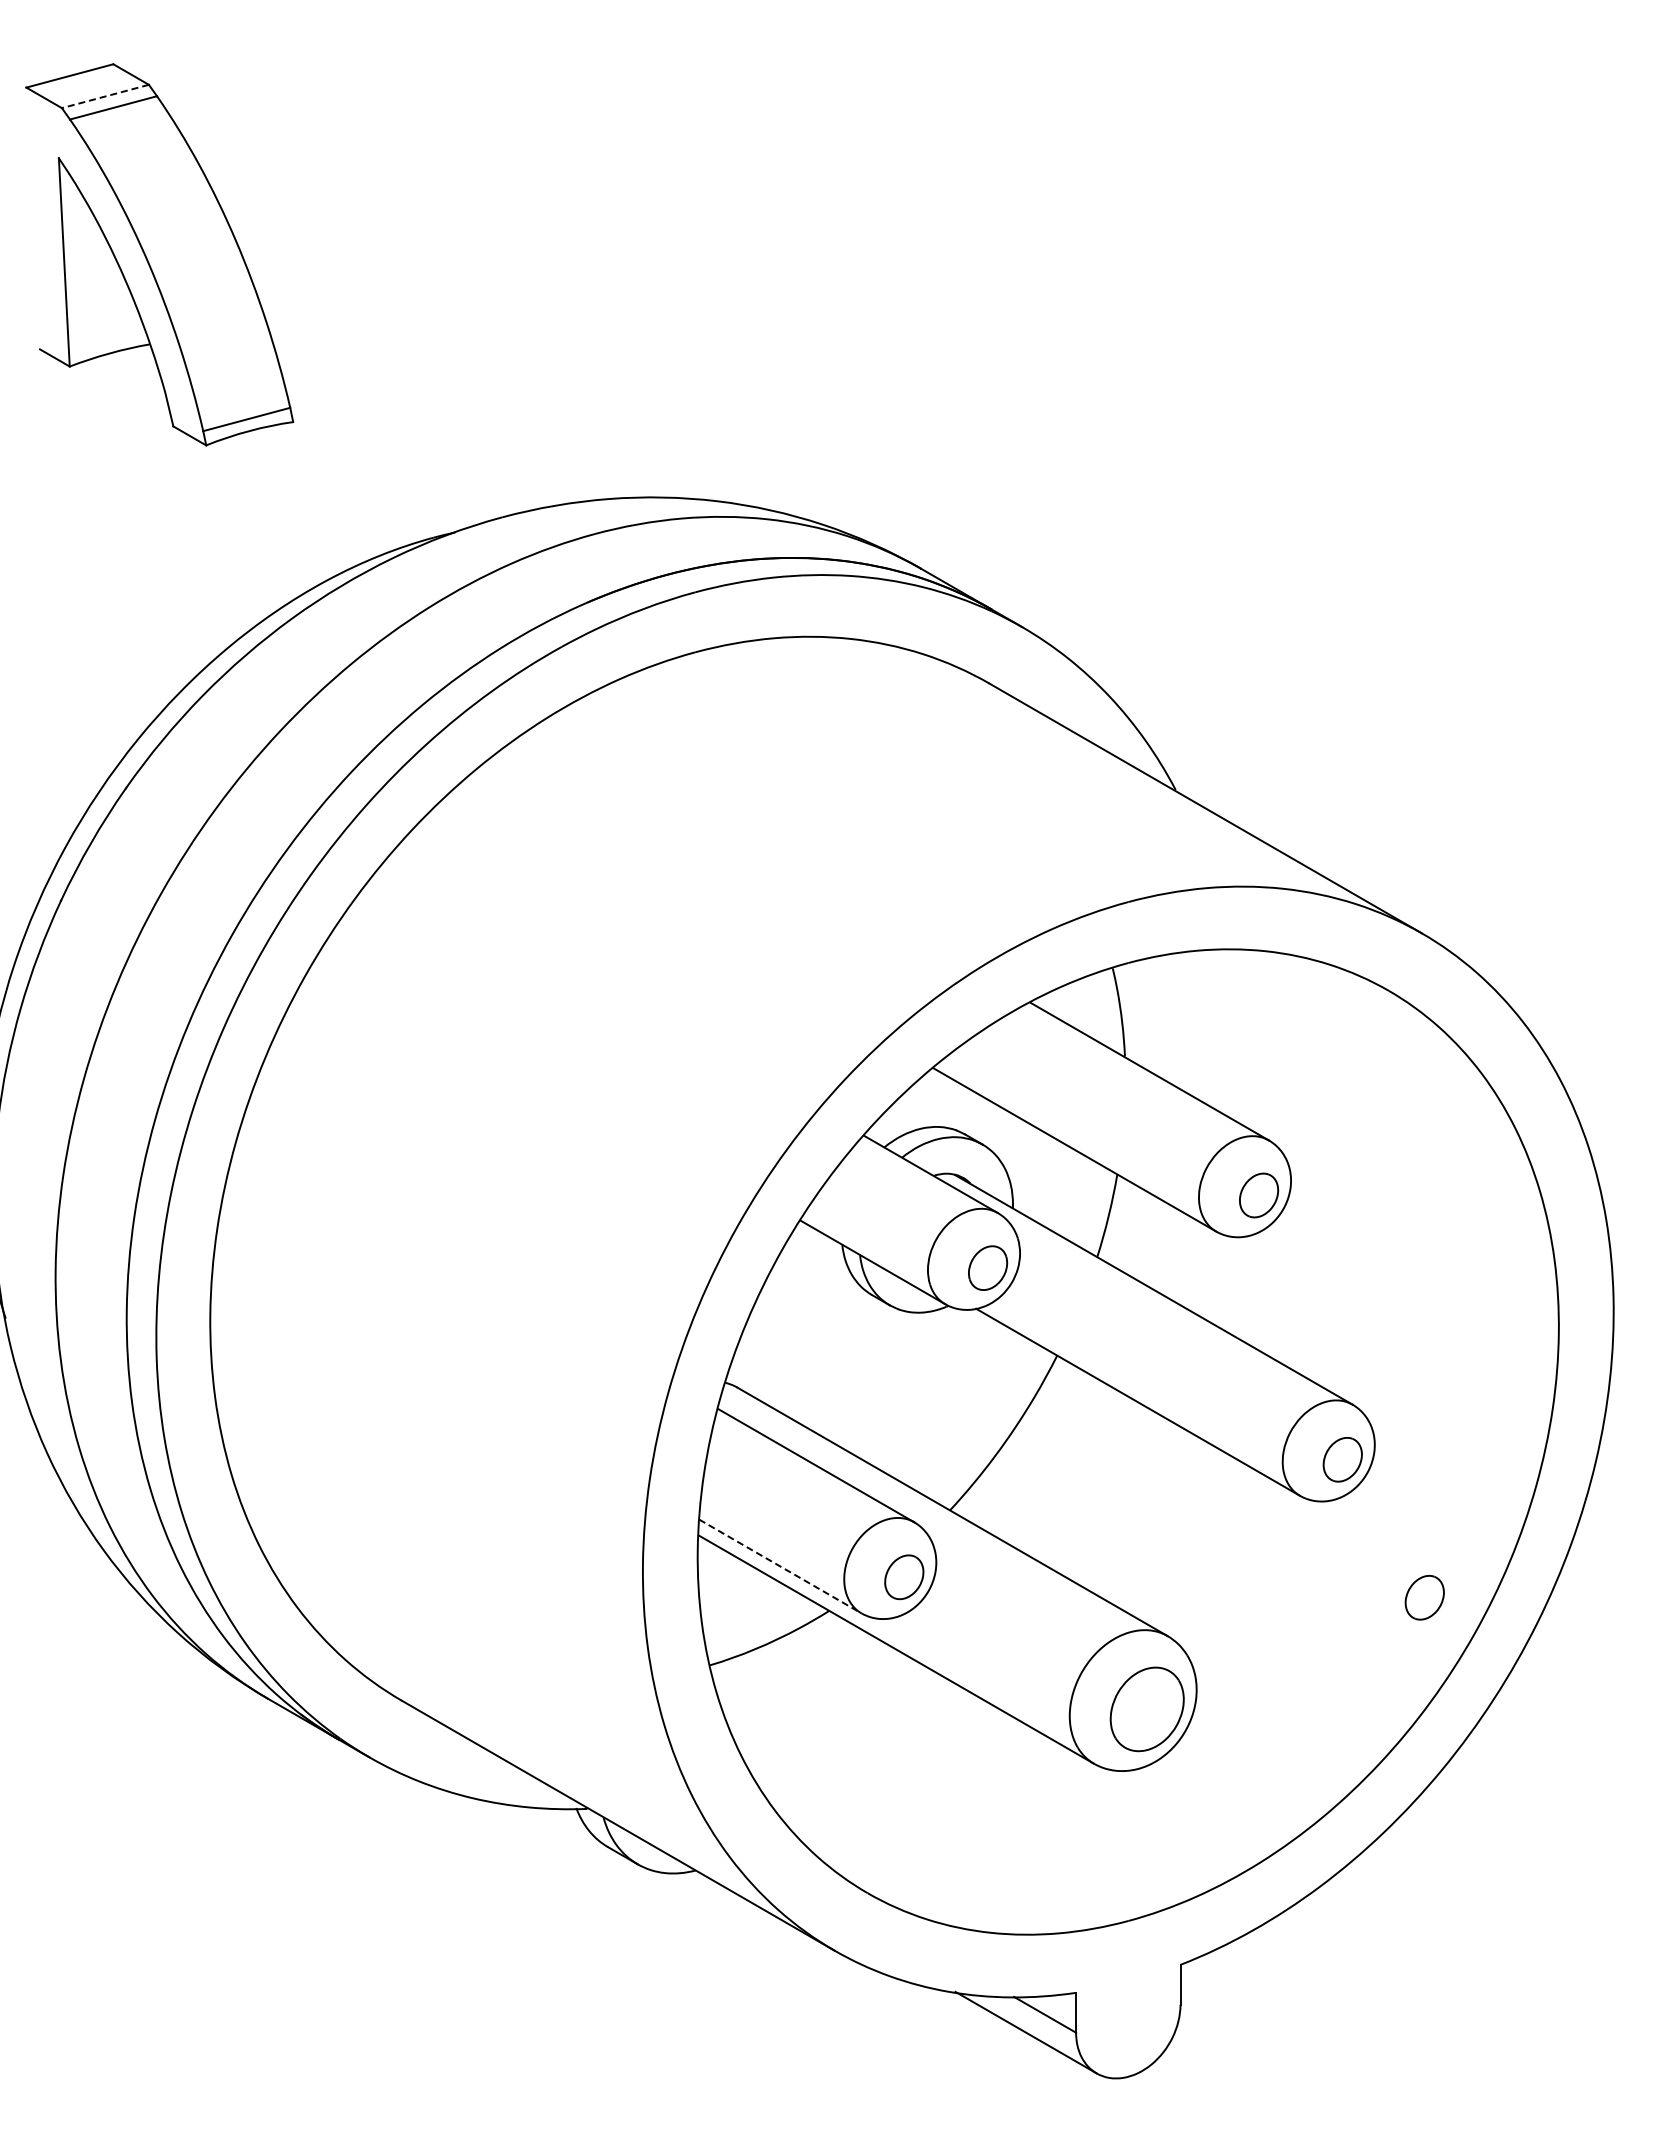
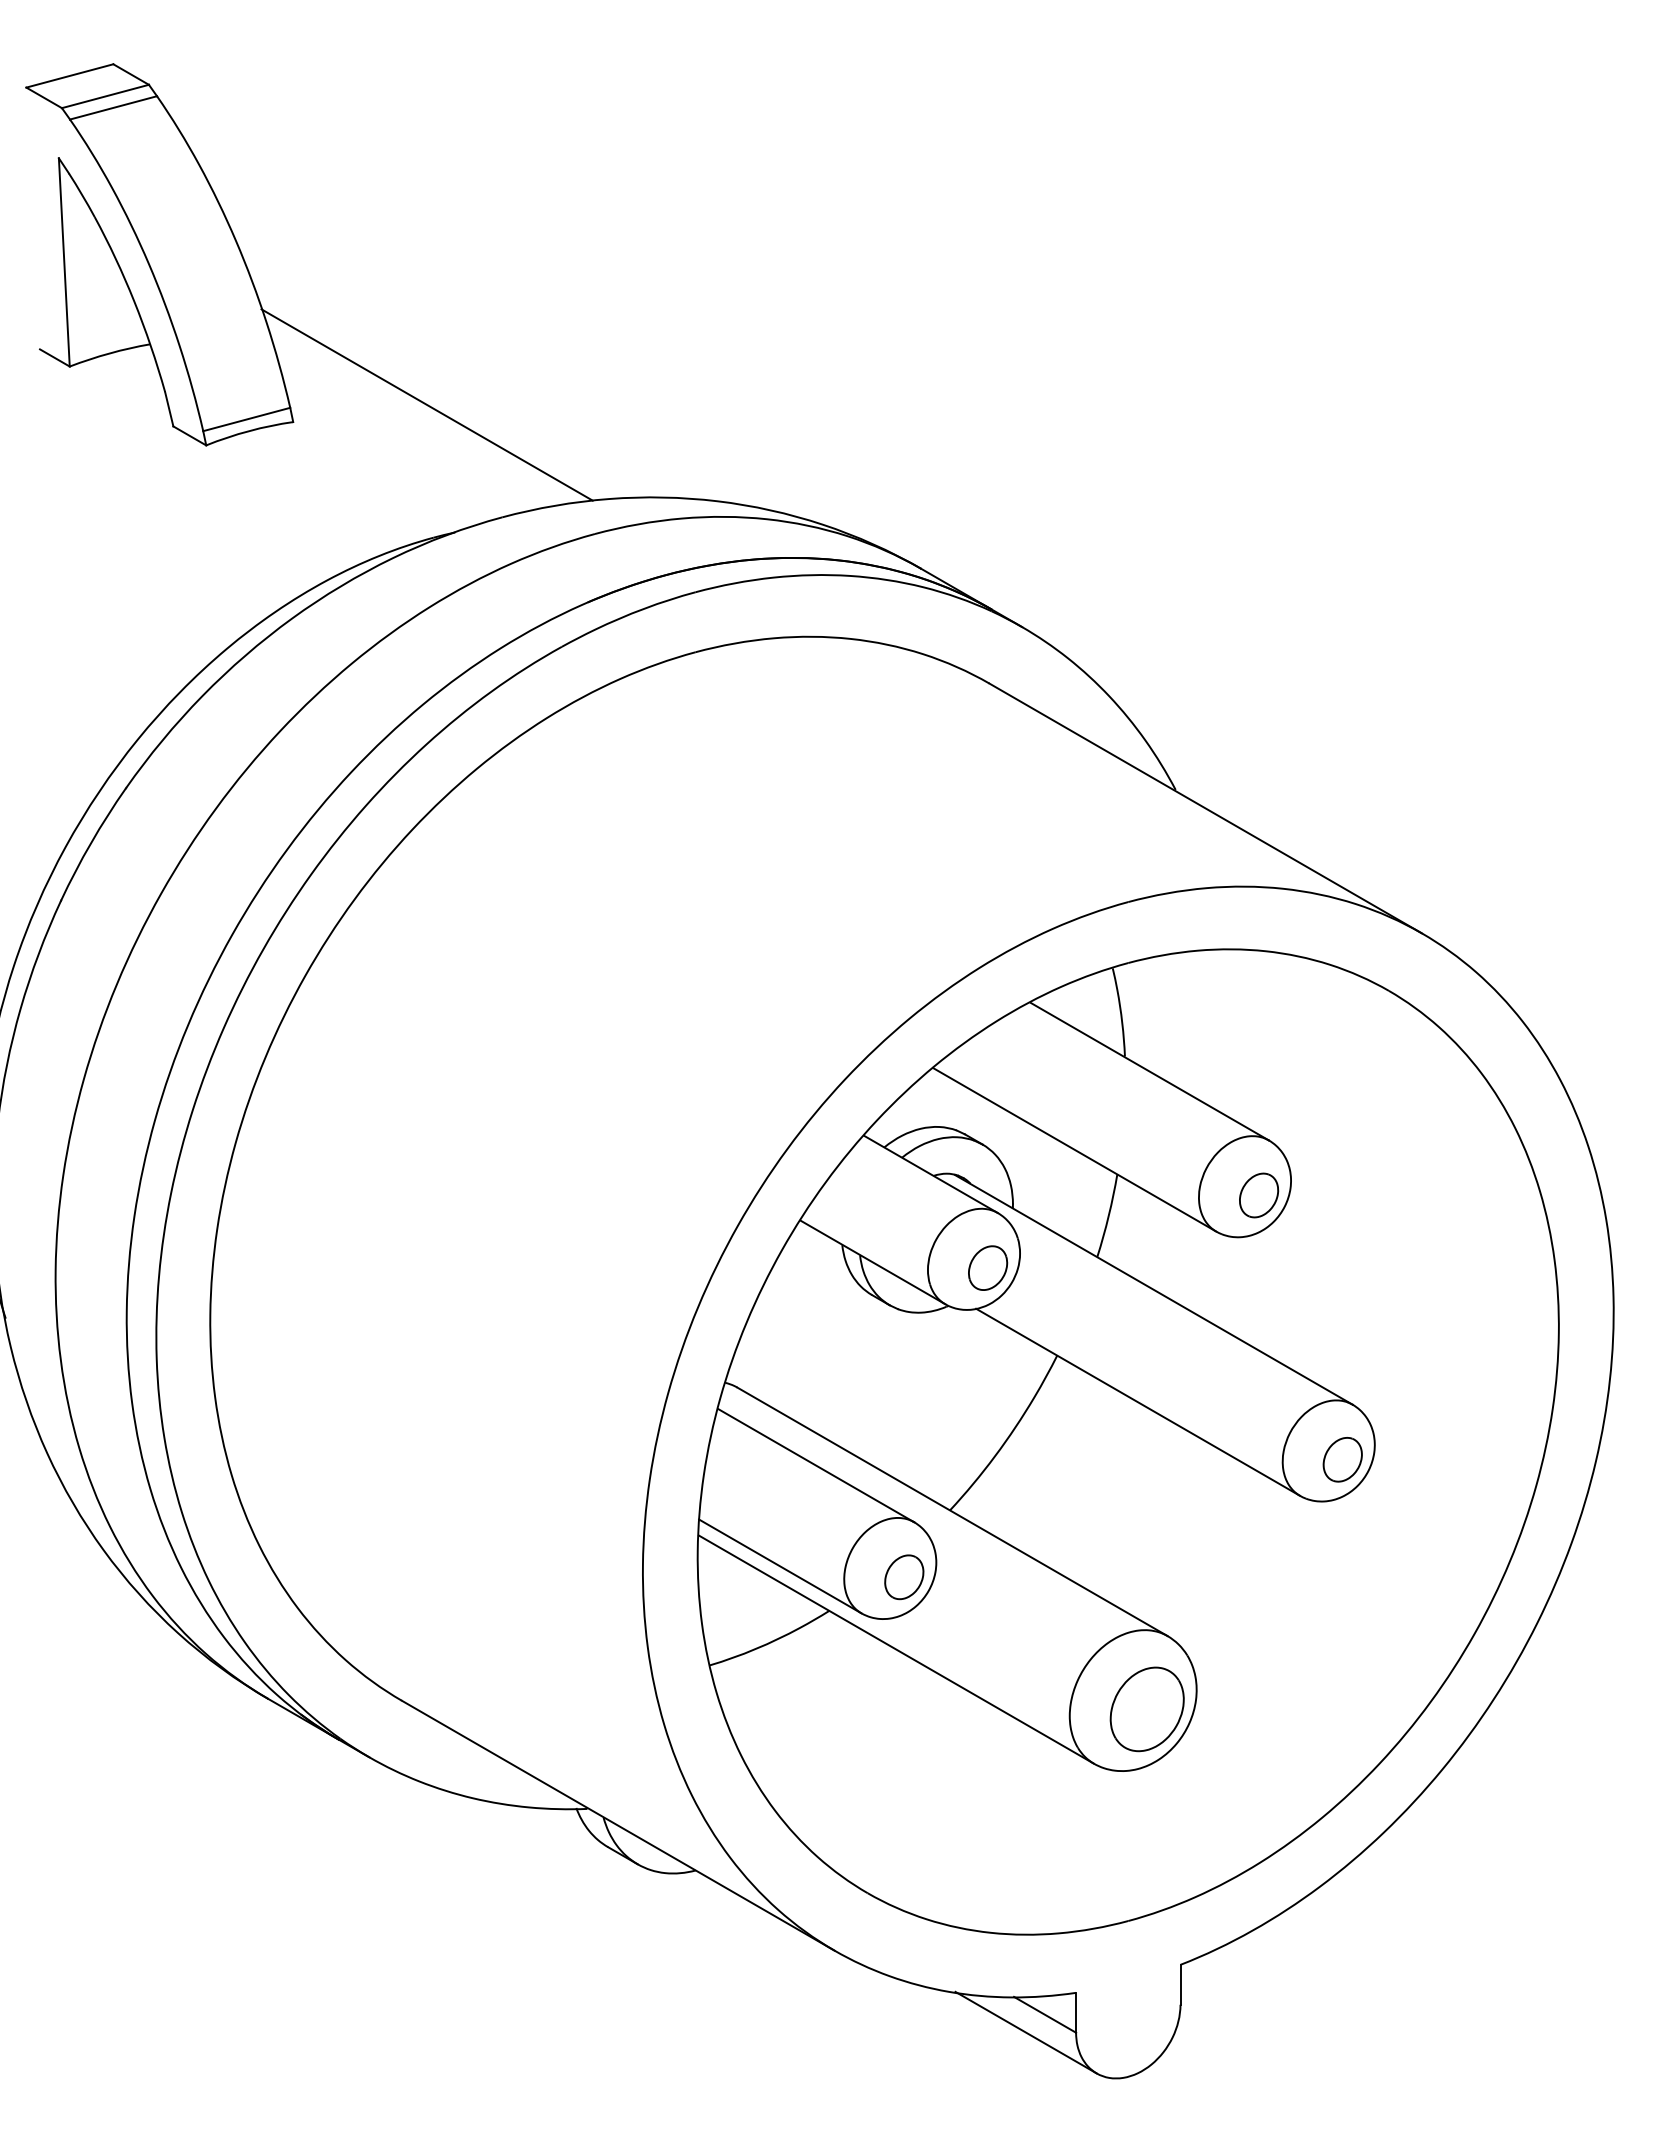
line: dashed -> solid (104, 96)
line: none -> present (426, 404)
line: dashed -> solid (780, 1566)
part: present -> none (1424, 1597)
